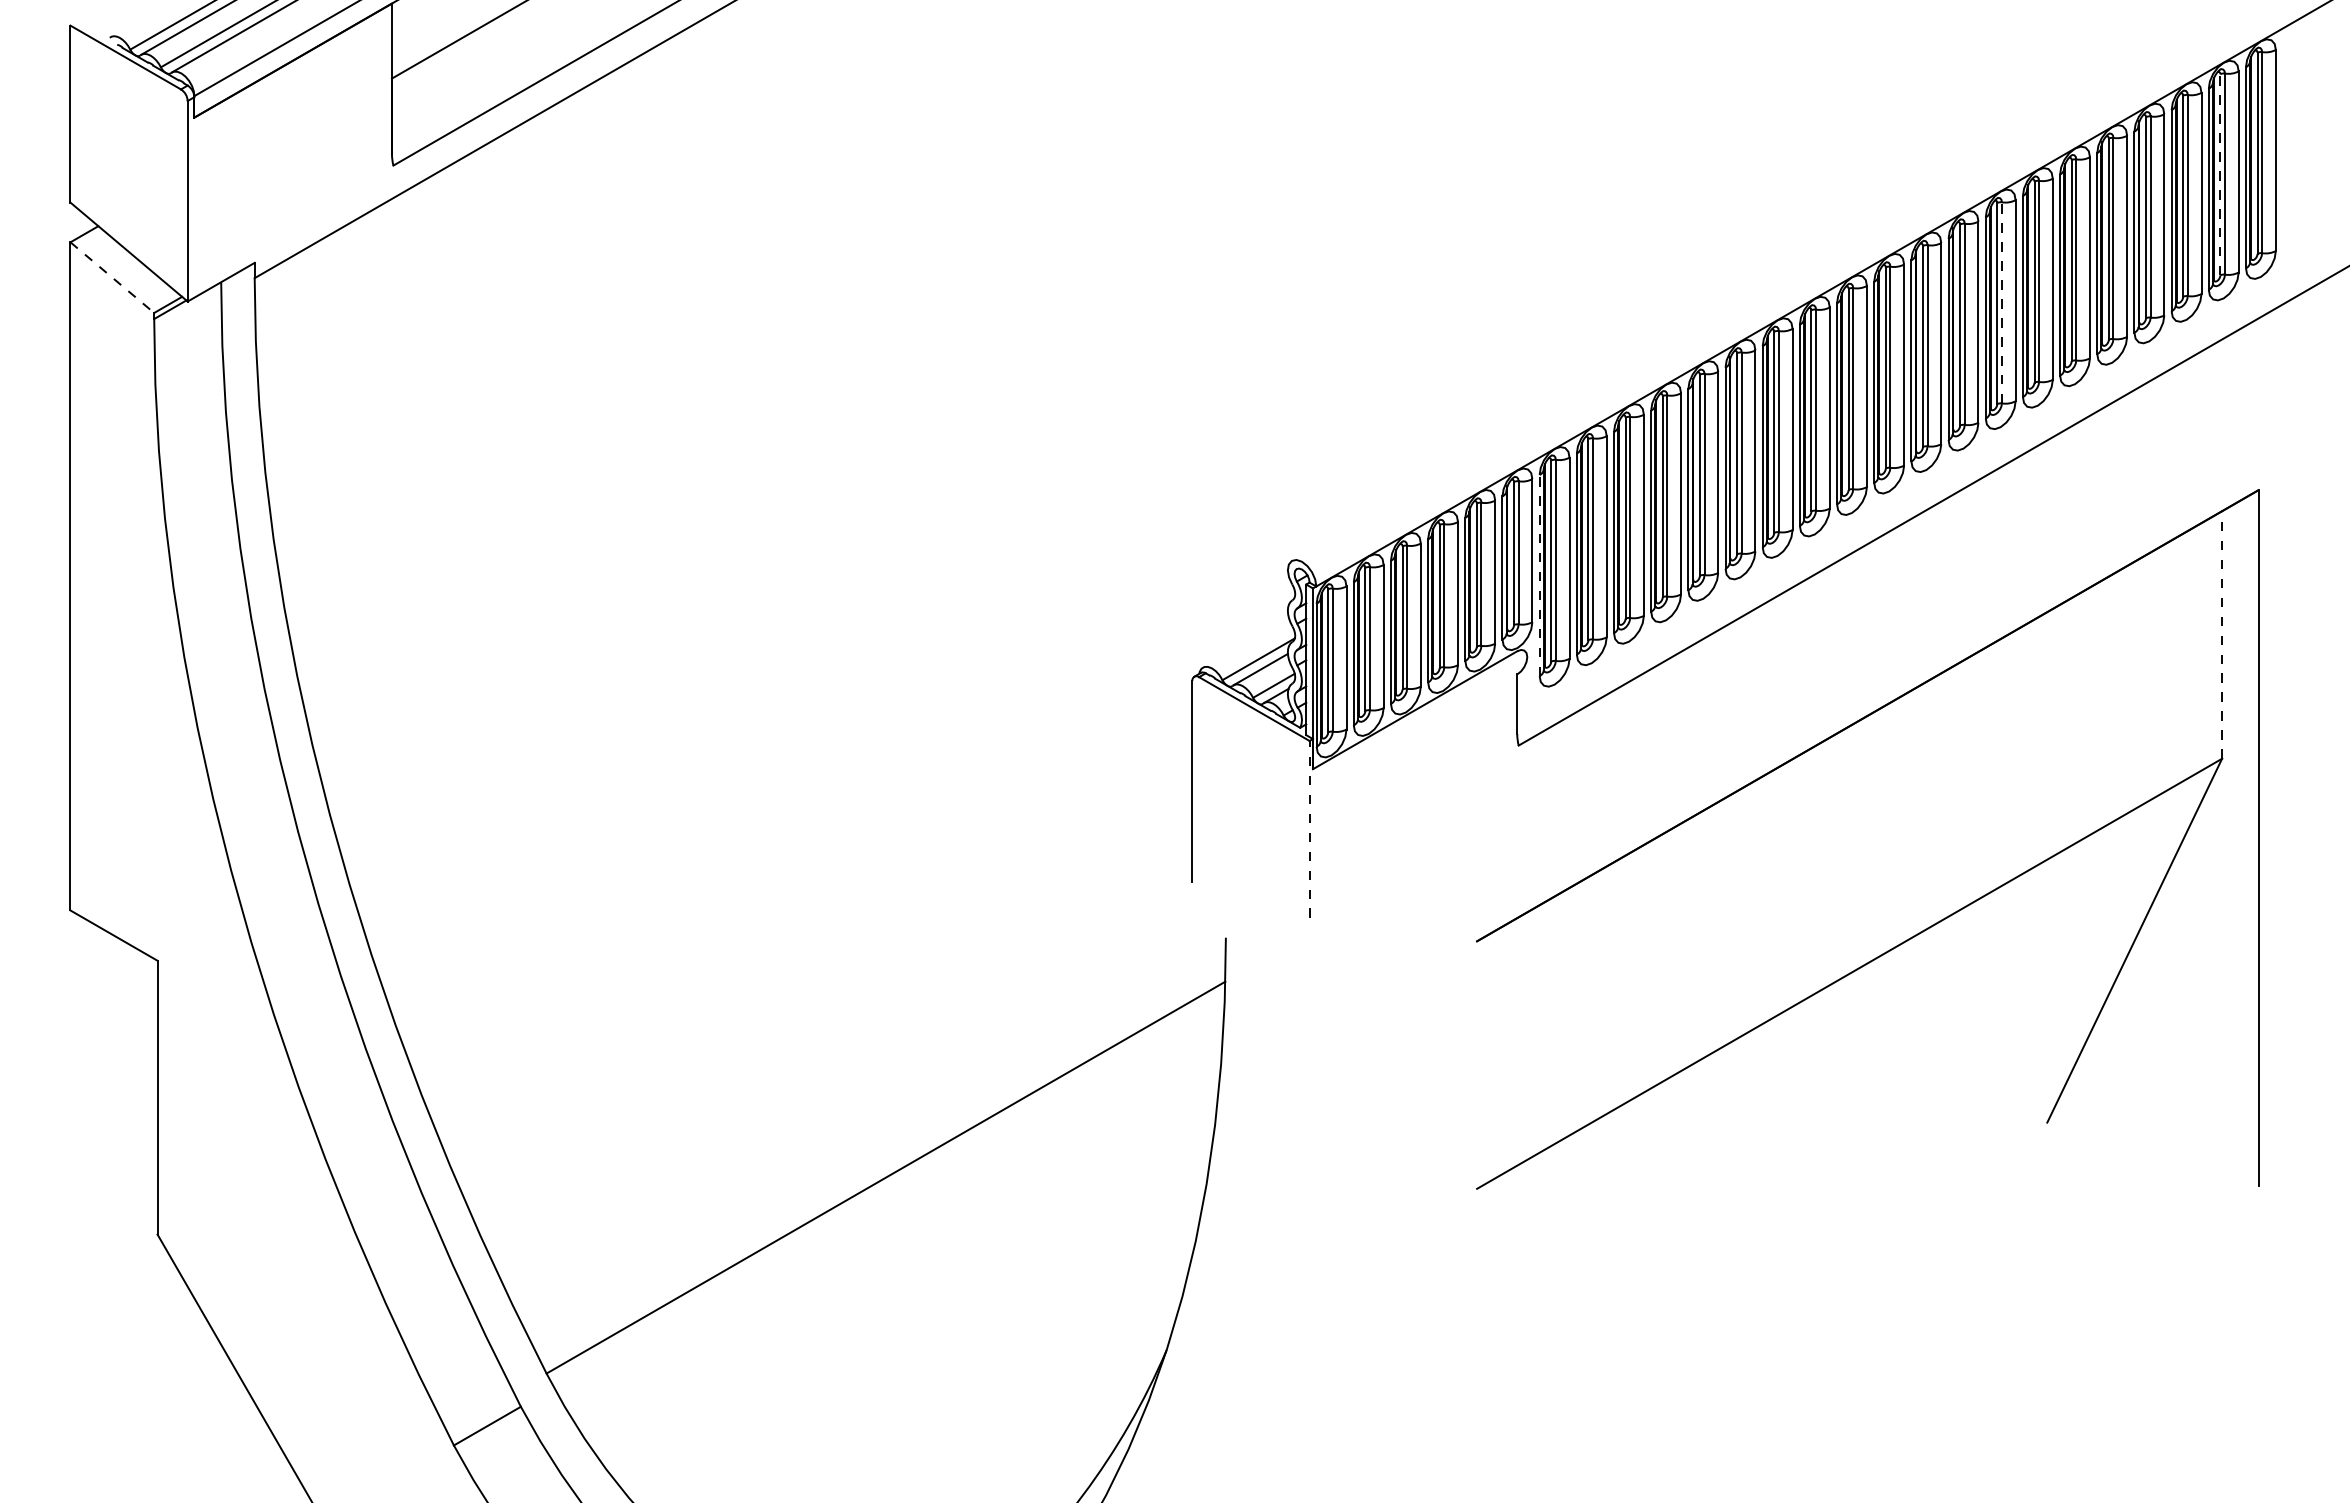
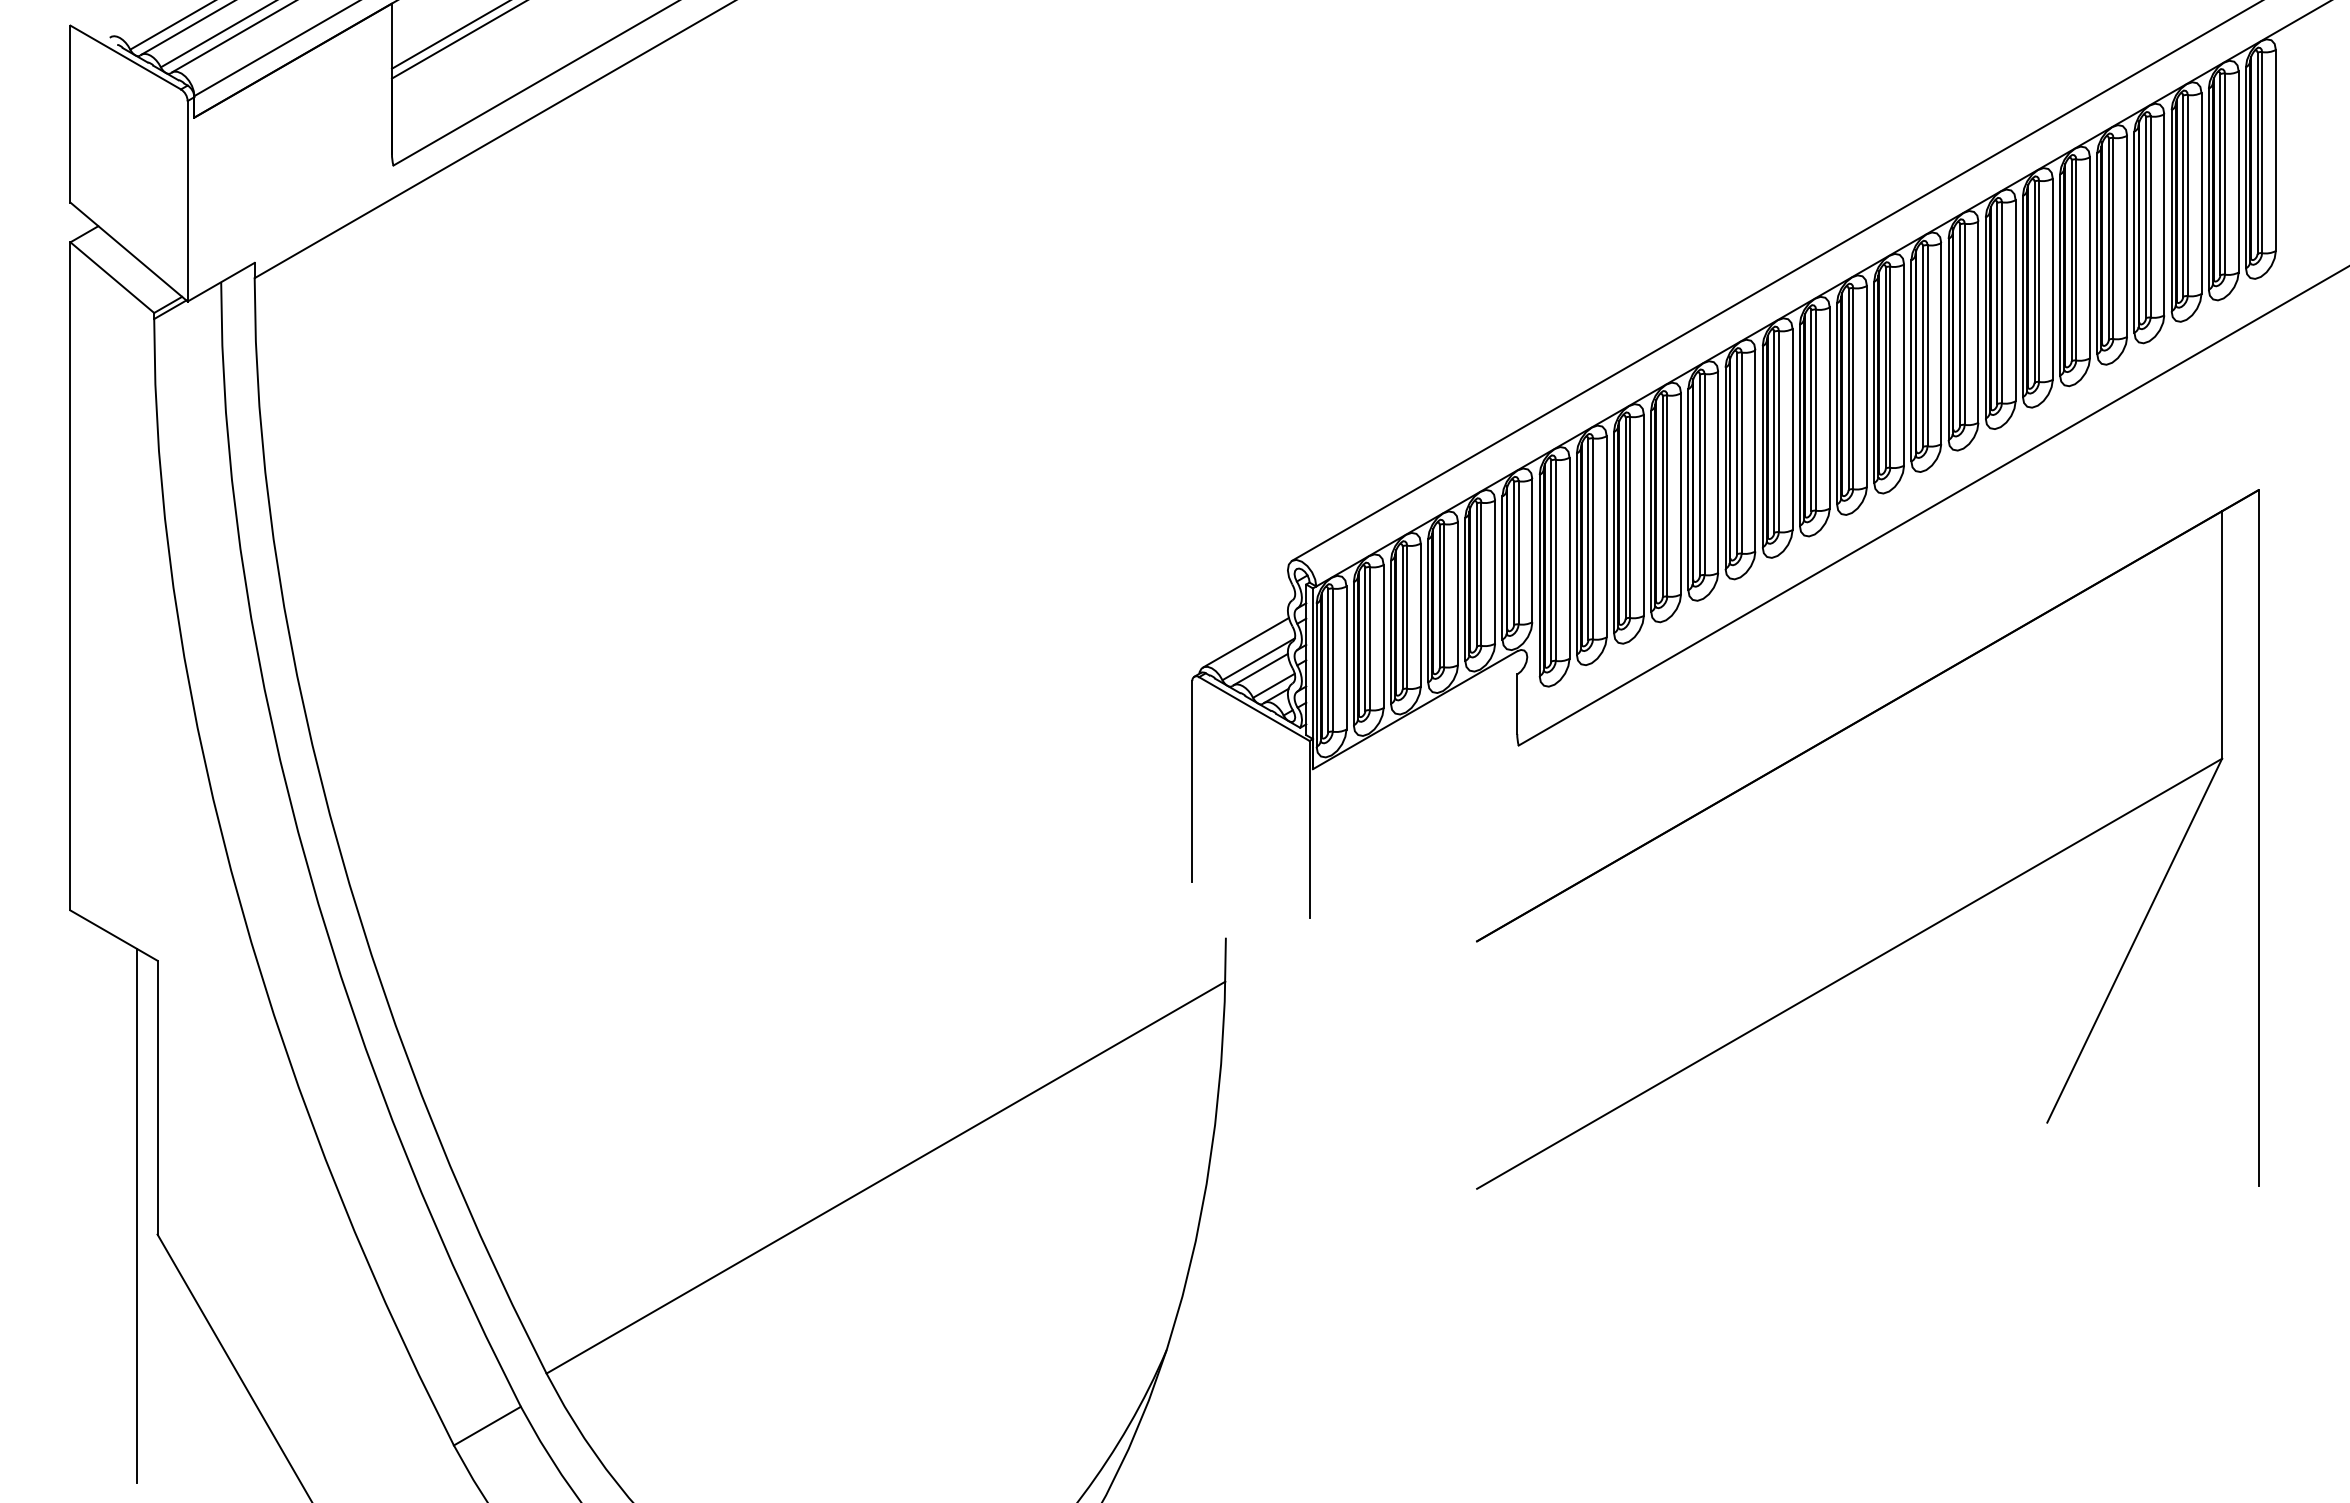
line: none -> present (449, 35)
line: dashed -> solid (2220, 174)
line: dashed -> solid (112, 277)
line: none -> present (1775, 281)
line: dashed -> solid (2001, 302)
line: dashed -> solid (1539, 575)
line: dashed -> solid (2222, 634)
line: none -> present (1245, 642)
line: dashed -> solid (1309, 828)
line: none -> present (137, 1215)
